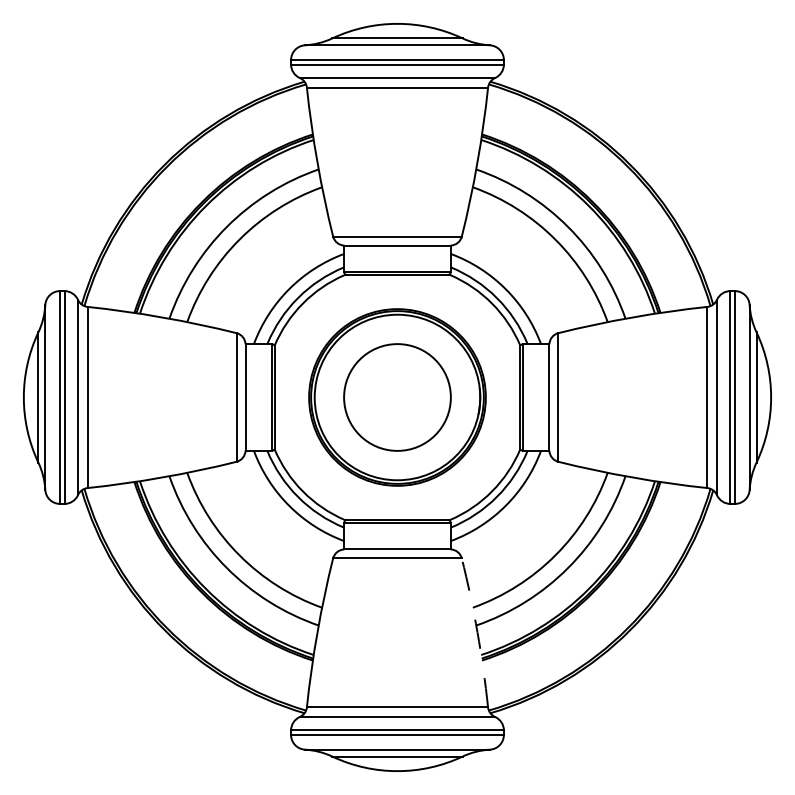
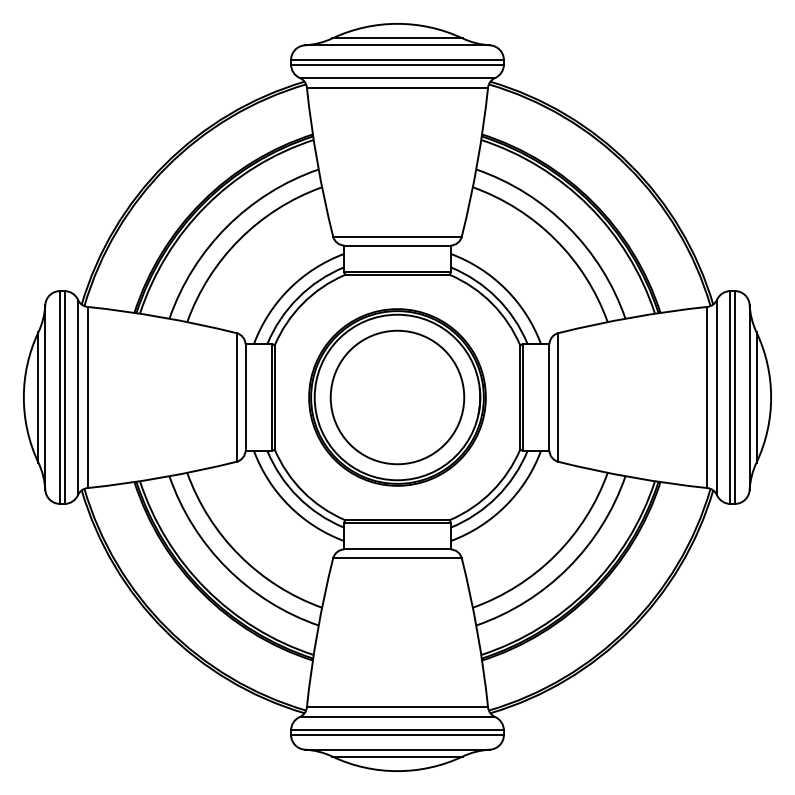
circle diameter: 107 px -> 133 px (397, 397)
arc: dashed -> solid (477, 632)
